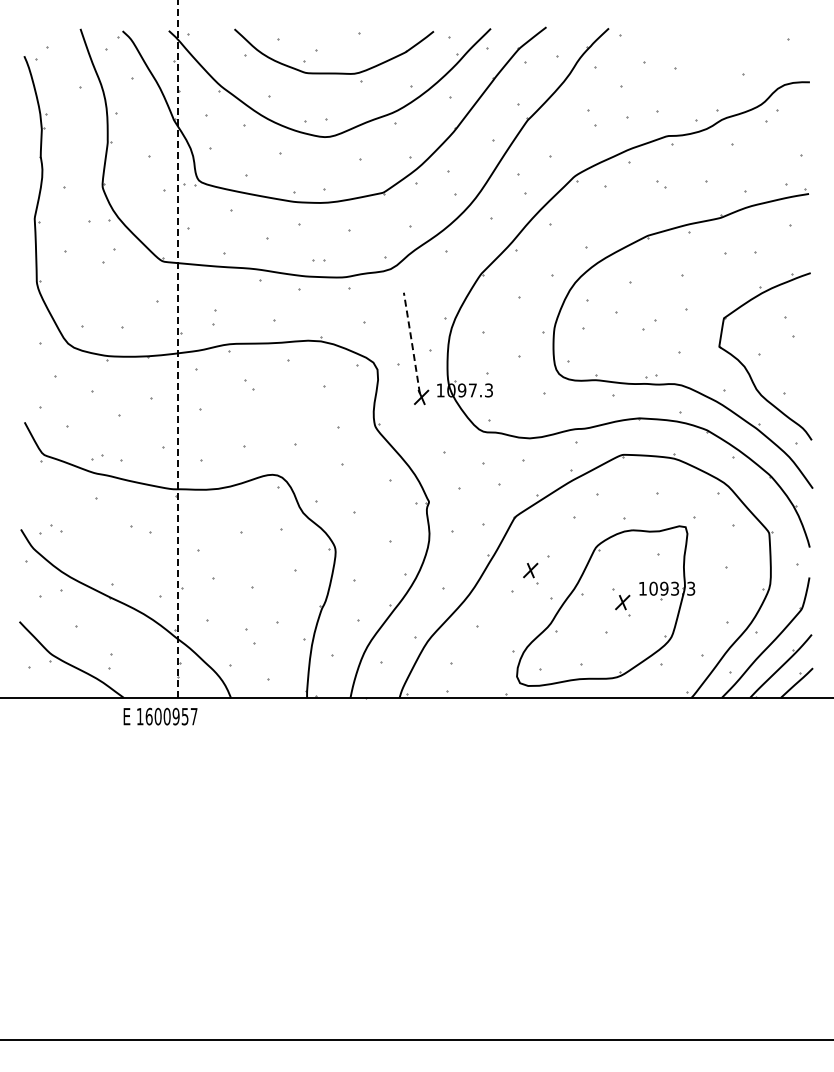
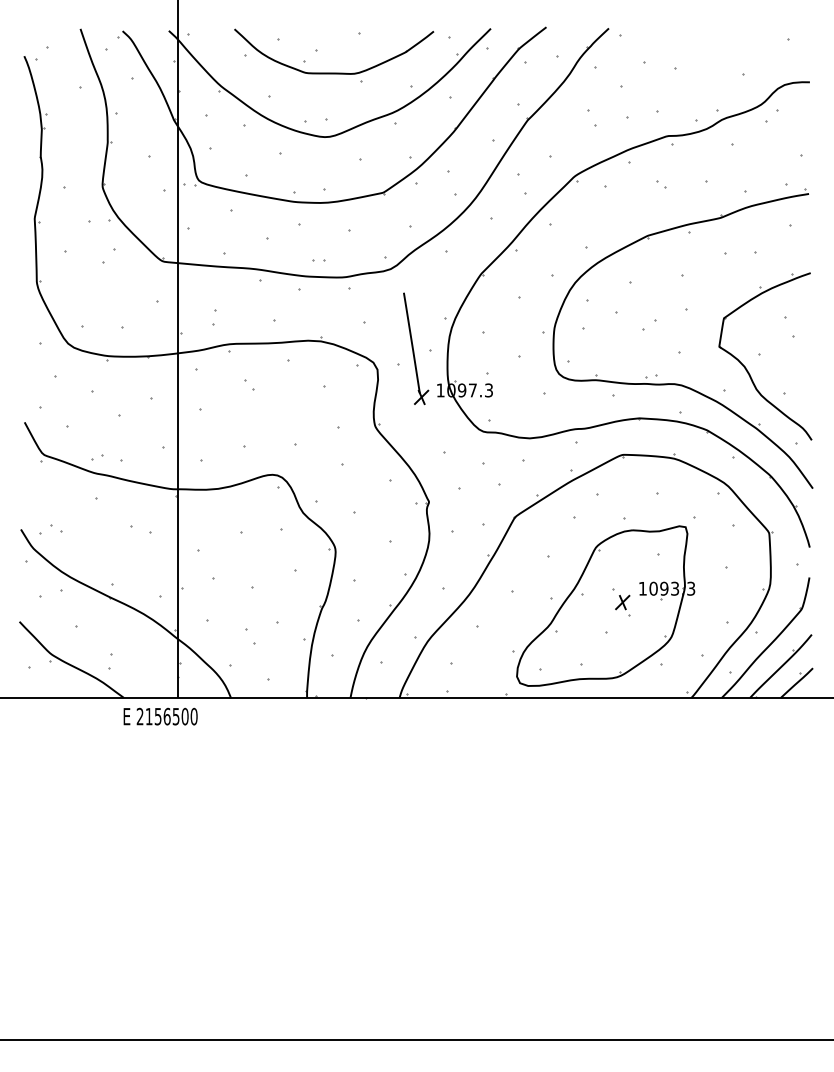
line: dashed -> solid (412, 343)
line: dashed -> solid (177, 348)
part: present -> none (530, 573)
text: 1600957 -> 2156500 (166, 716)
